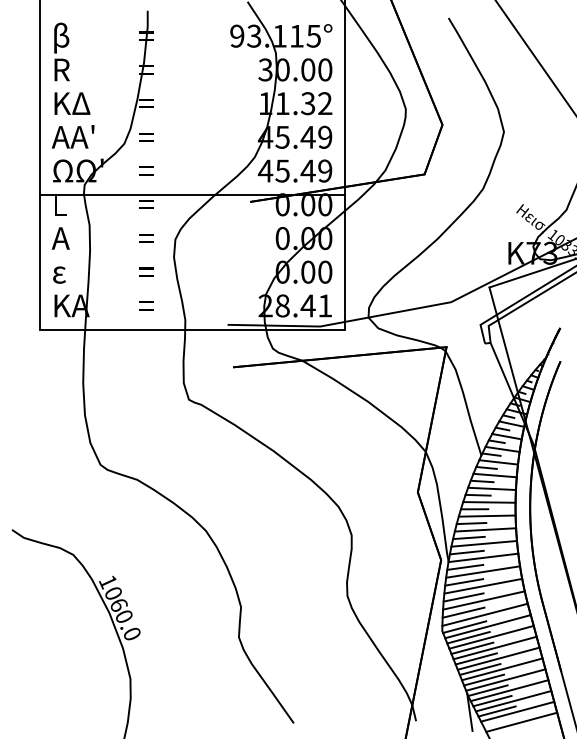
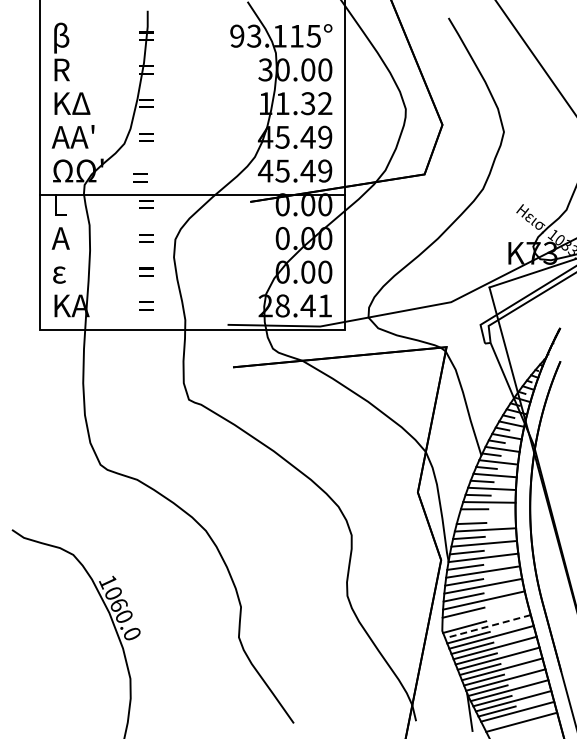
text position: (146, 170) -> (140, 177) (140, 177)
line: present -> none (486, 515)
line: present -> none (484, 614)
line: solid -> dashed (487, 626)
